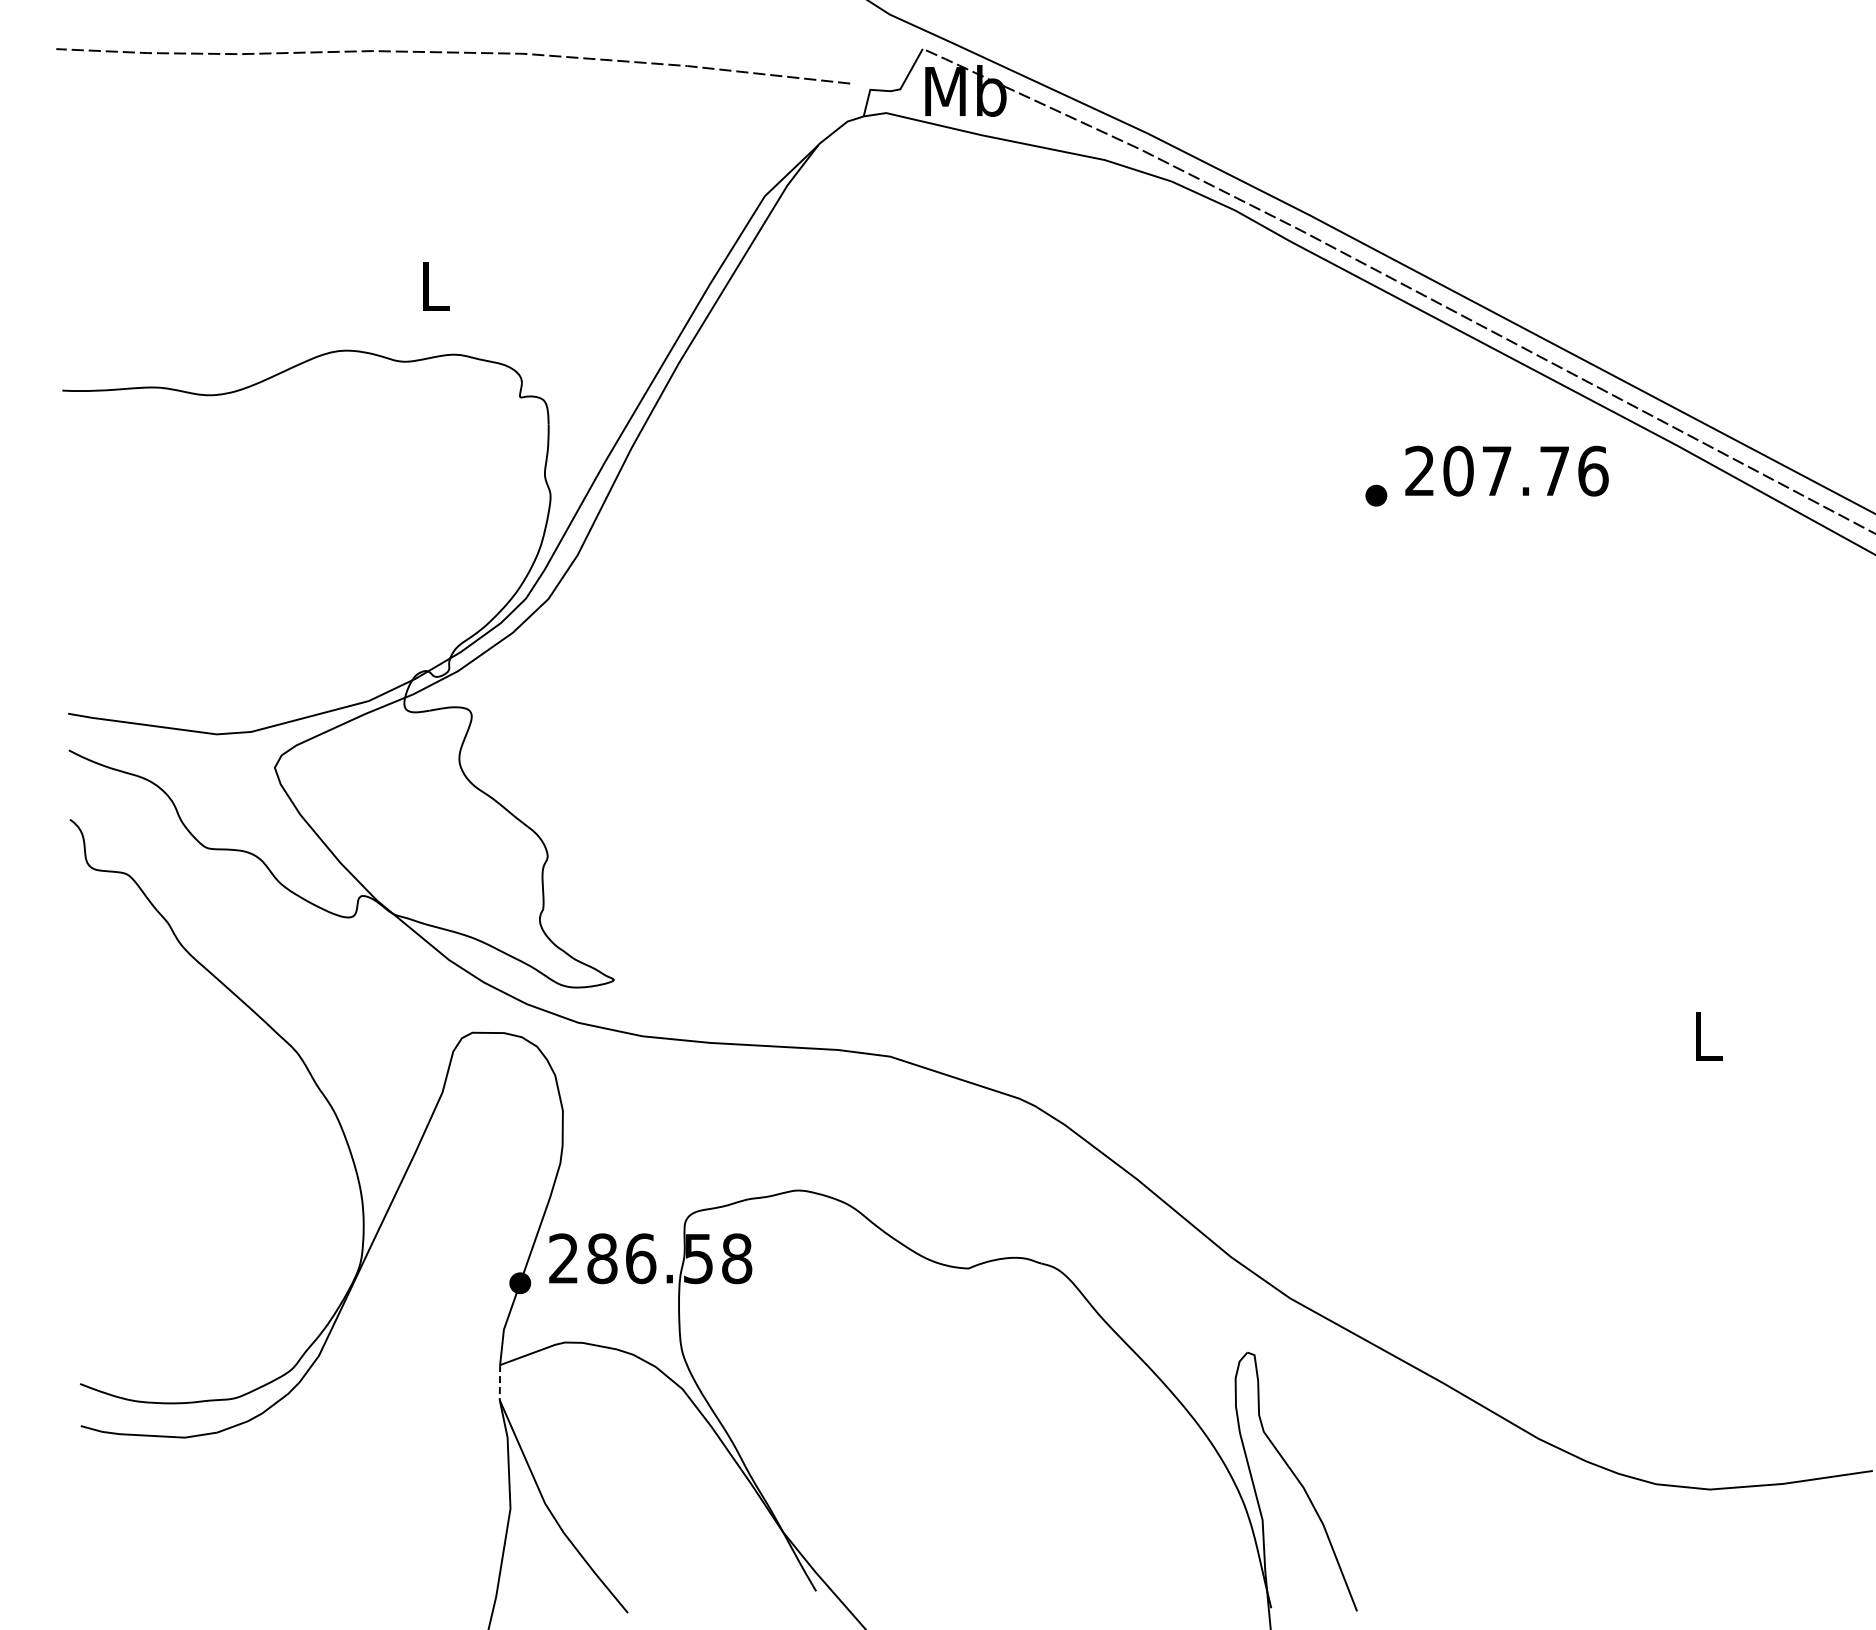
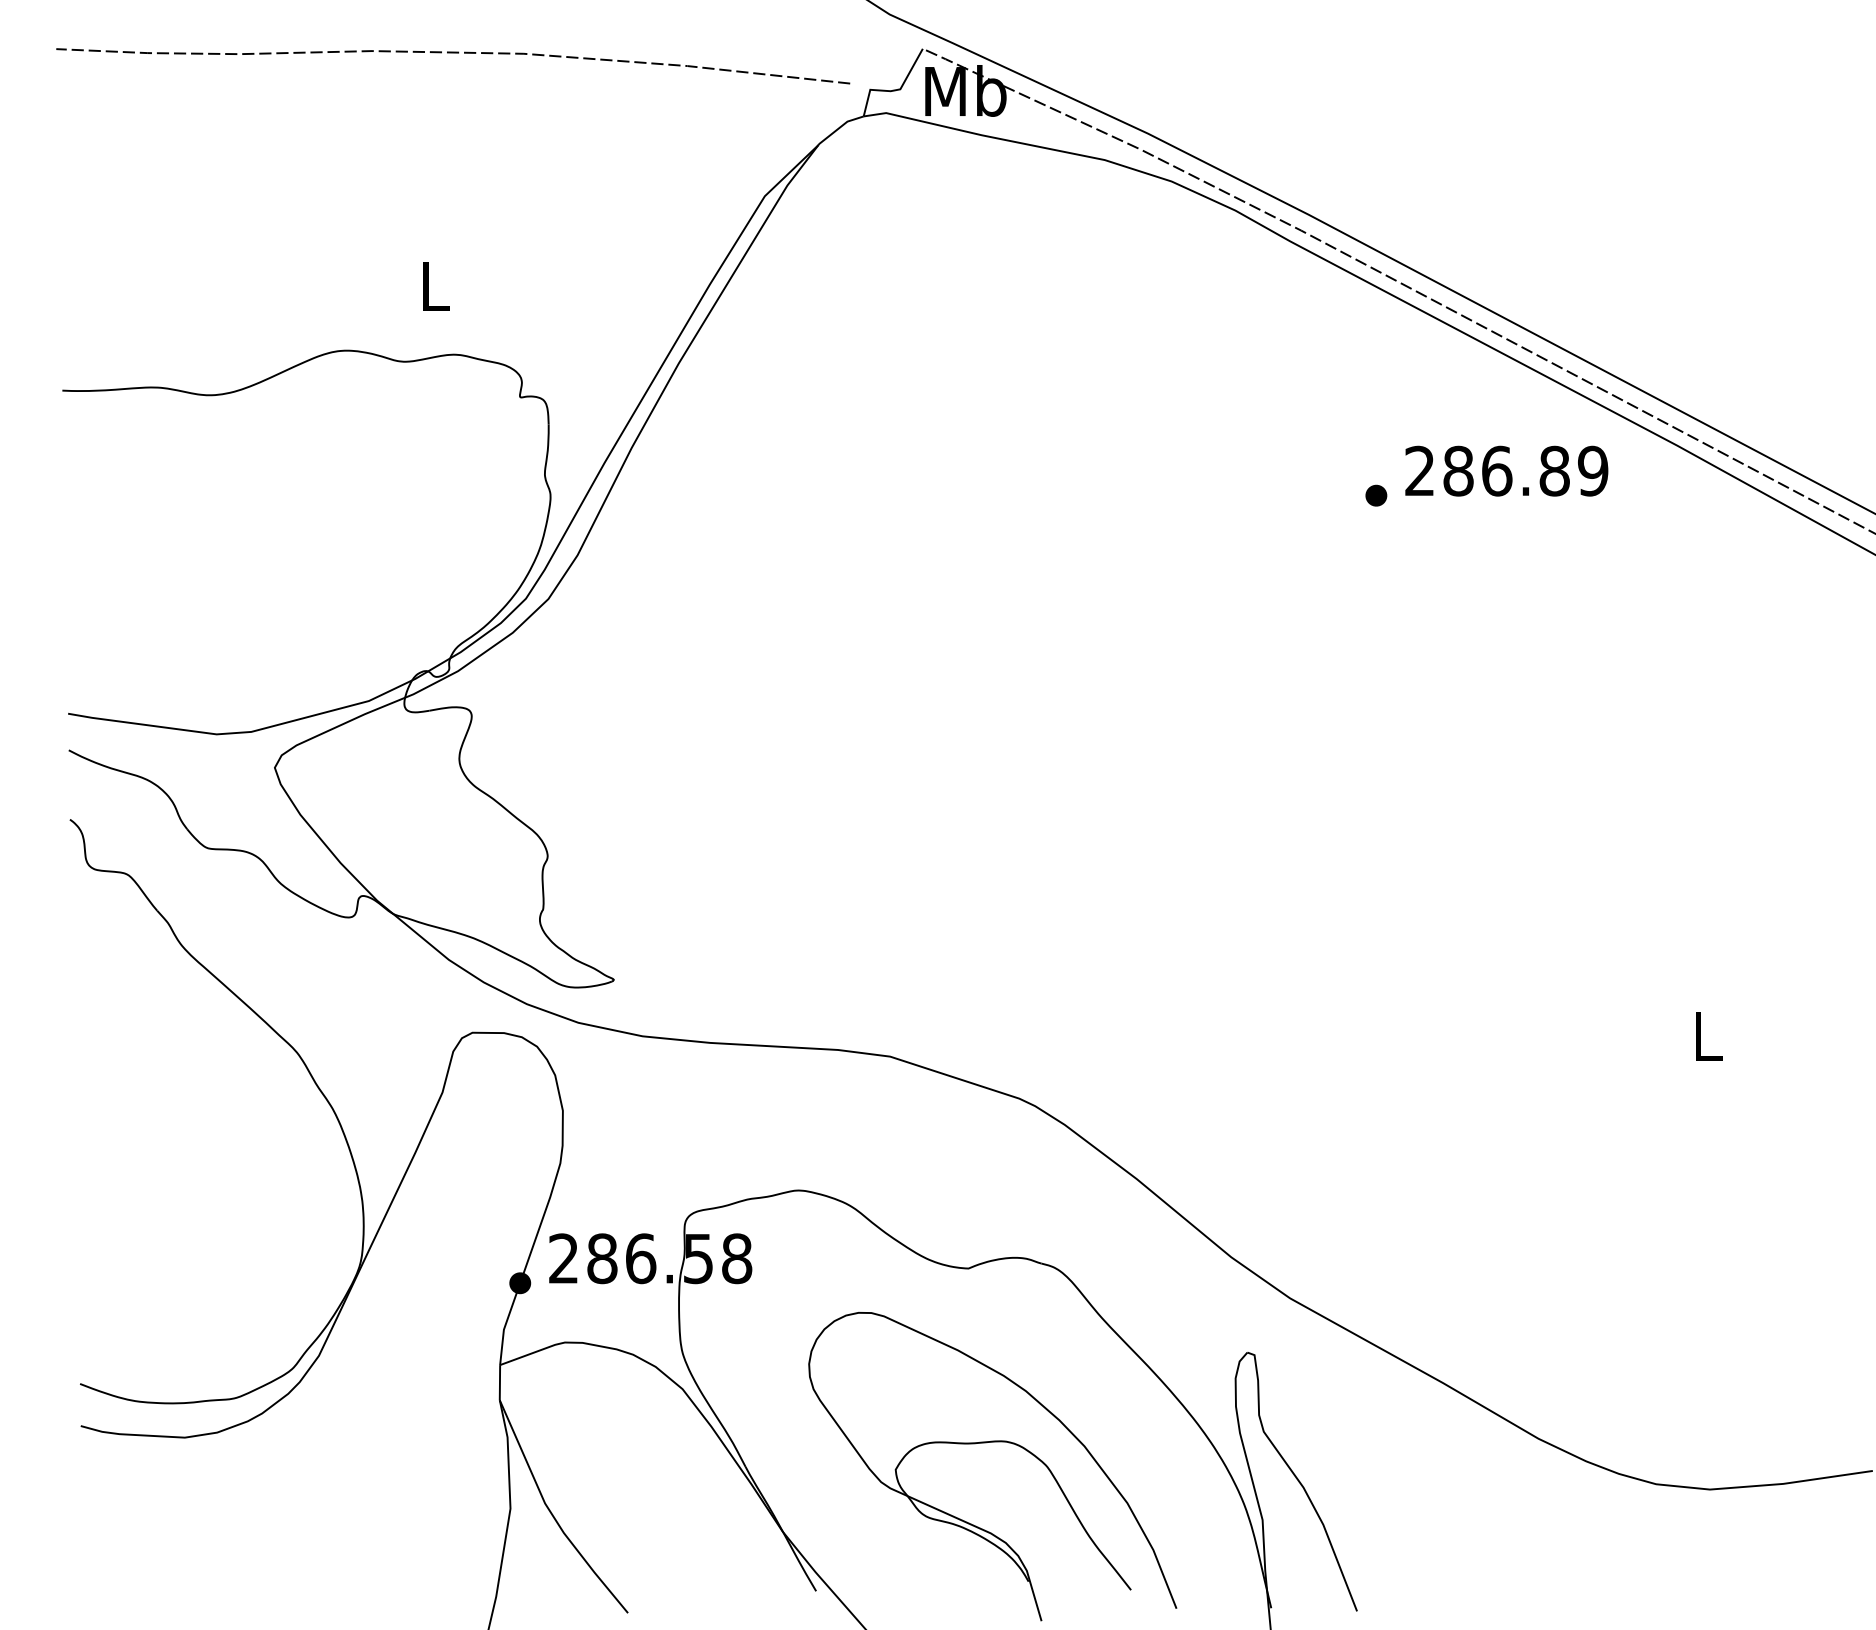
text: 207.76 -> 286.89 (1525, 470)
line: dashed -> solid (499, 1382)
part: none -> present (986, 1443)
